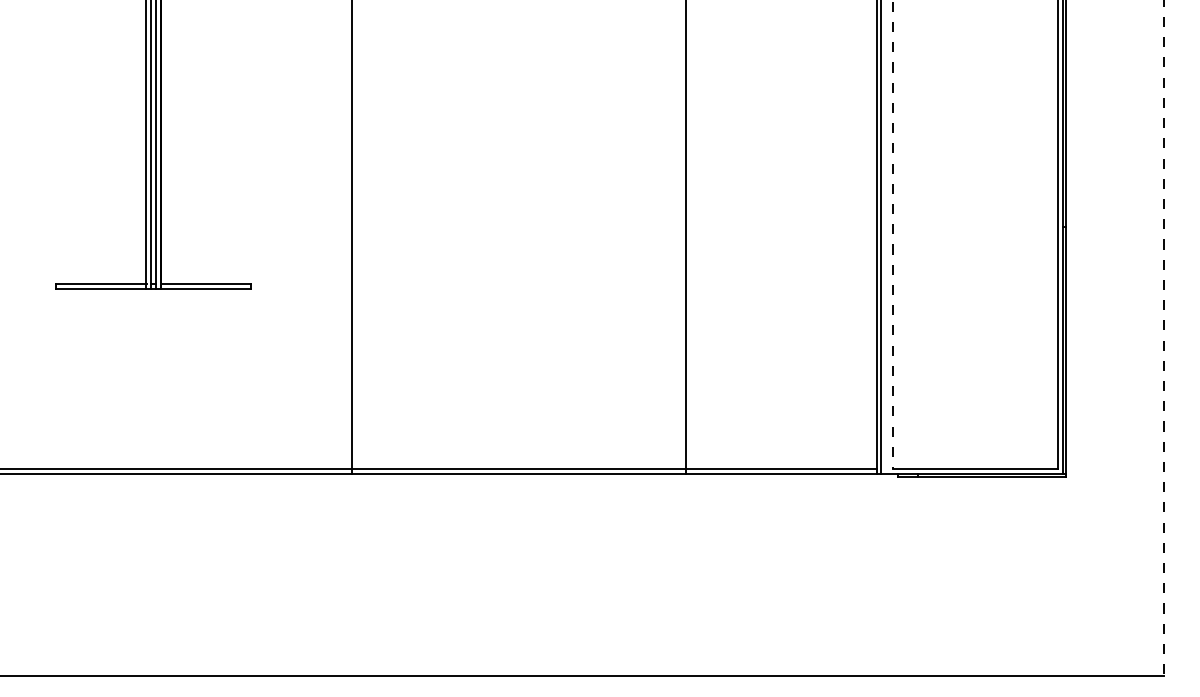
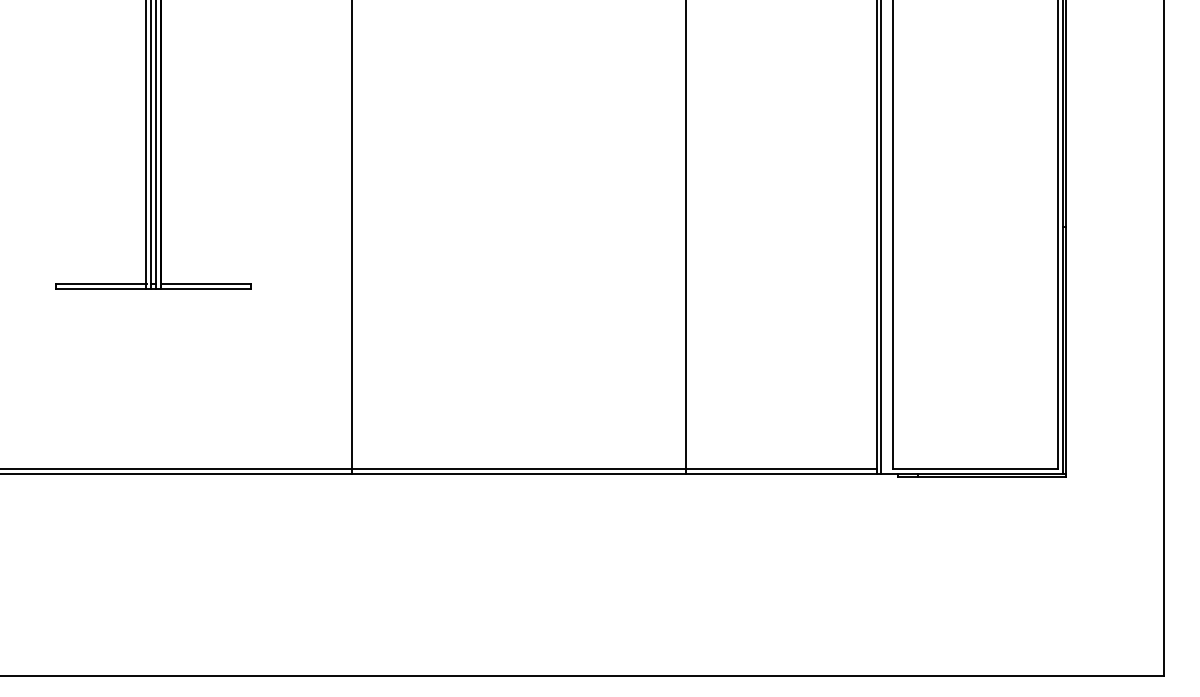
line: dashed -> solid (892, 235)
line: dashed -> solid (1164, 338)
